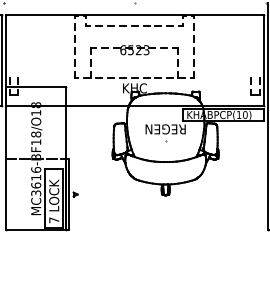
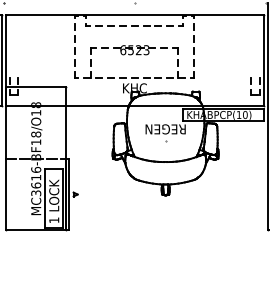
text: 7 -> 1 (54, 220)
